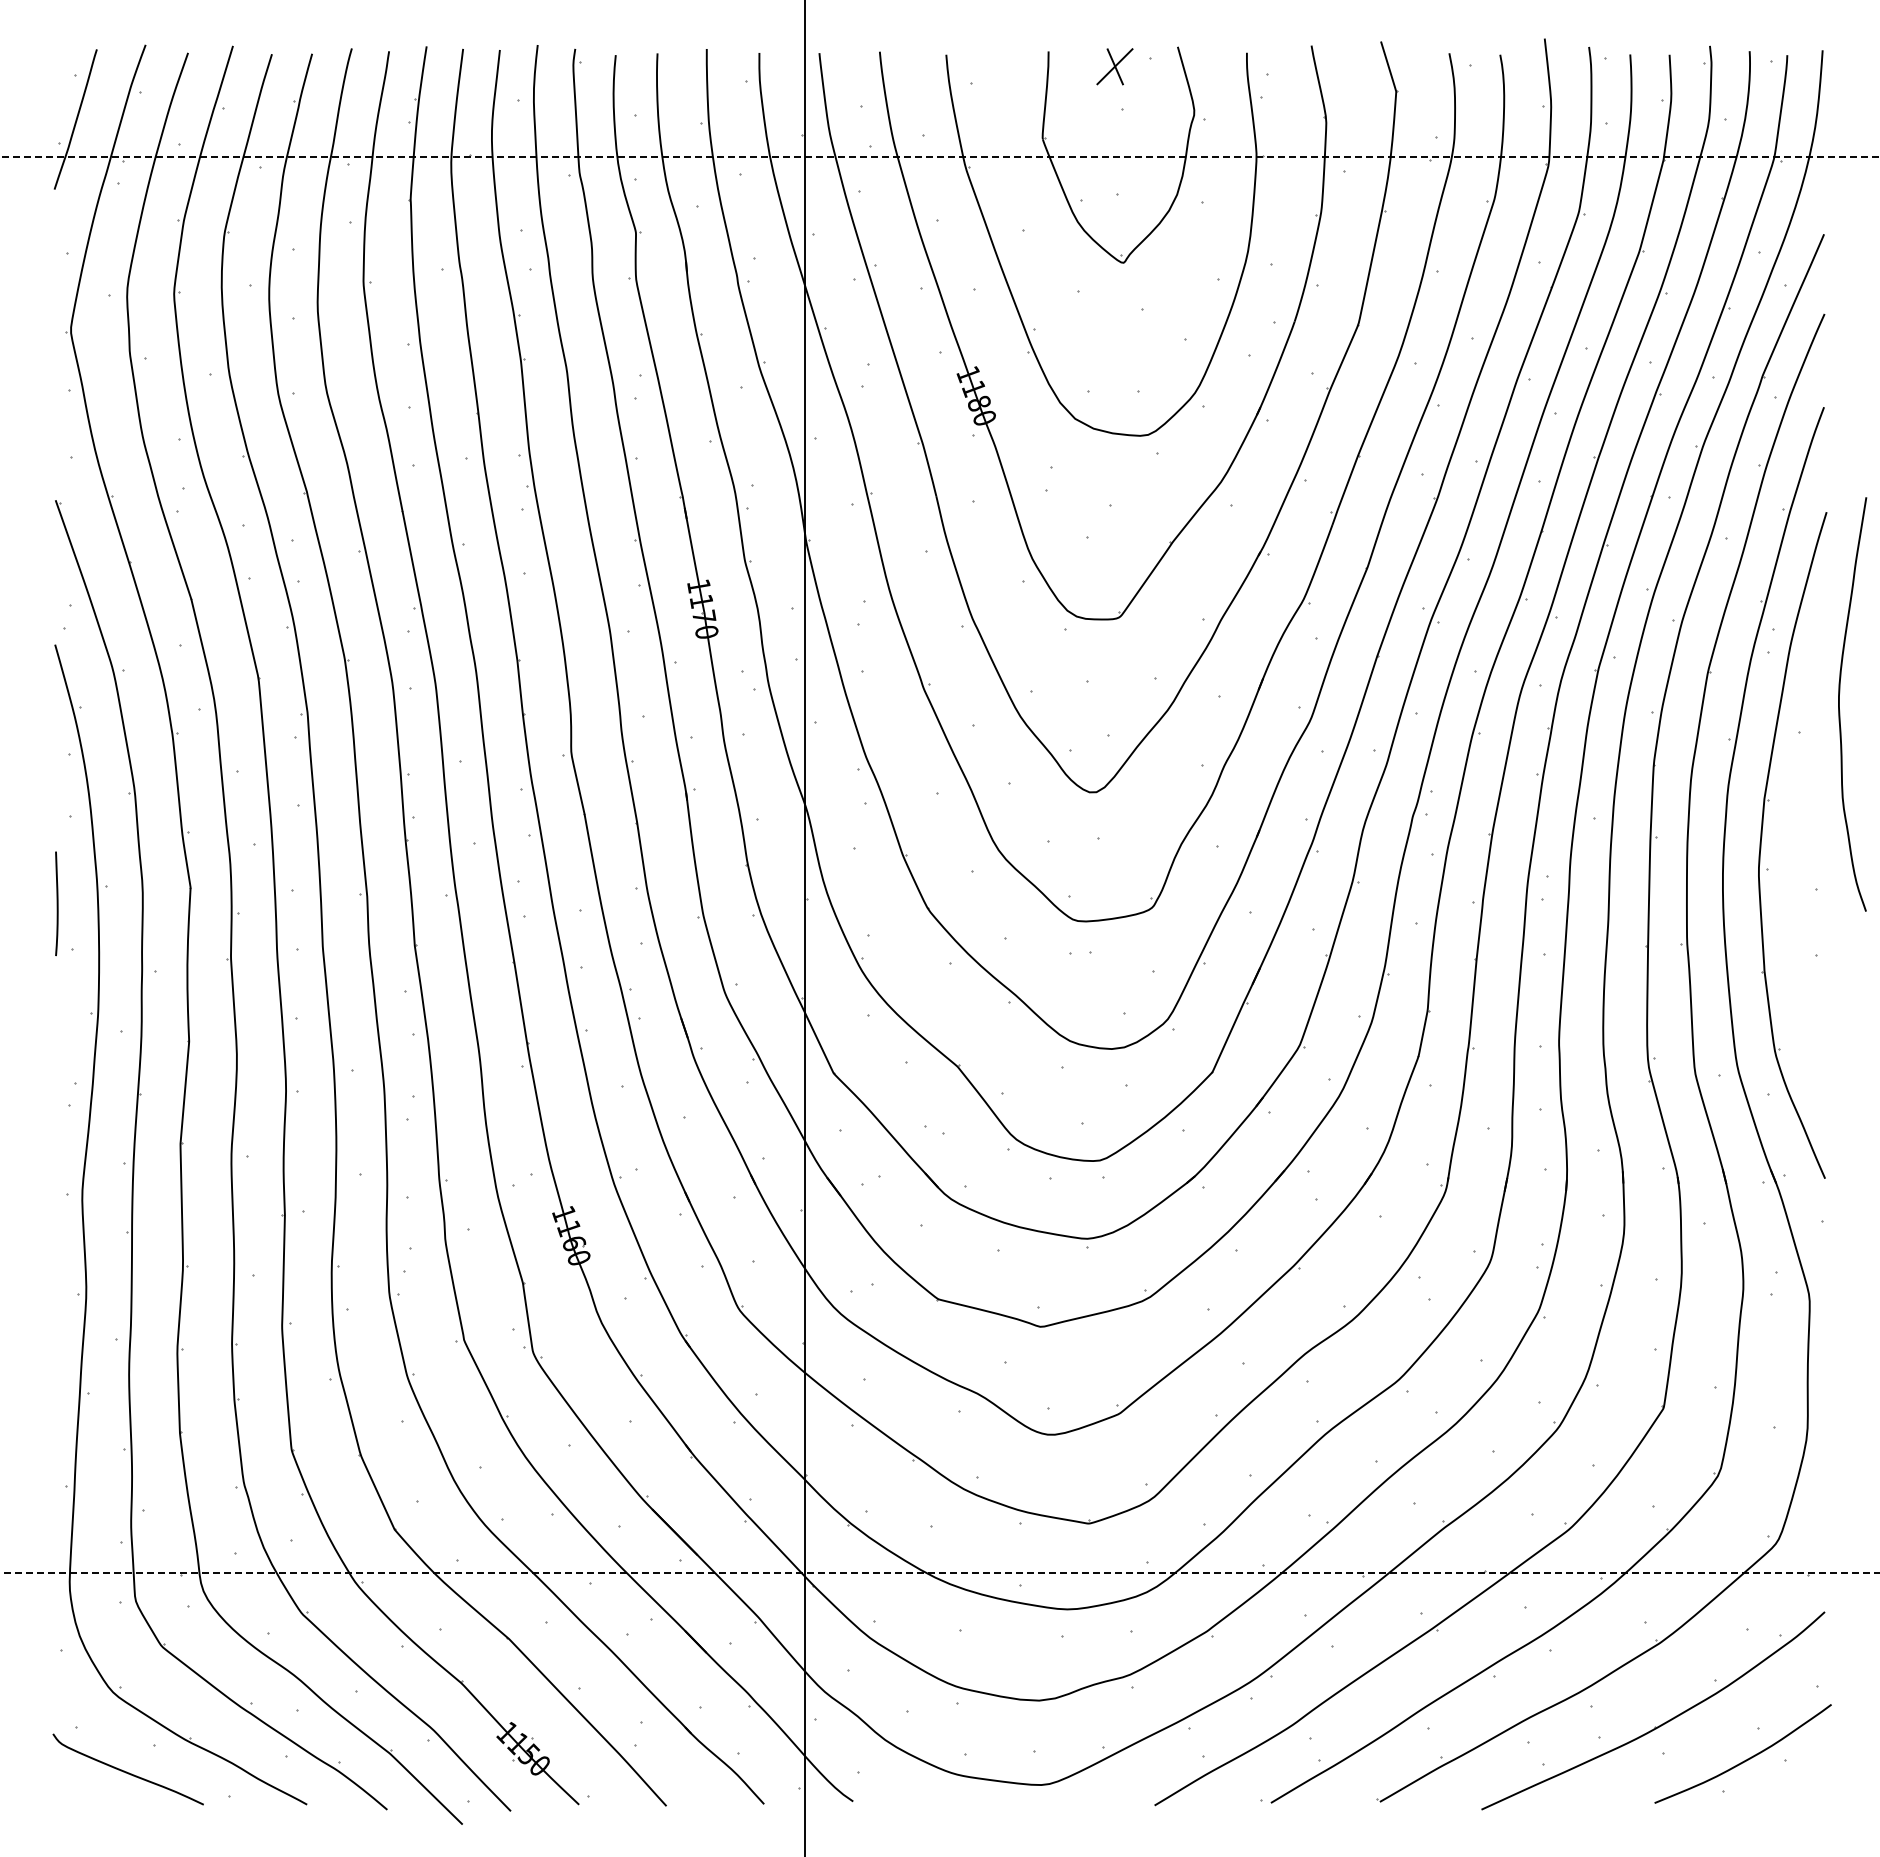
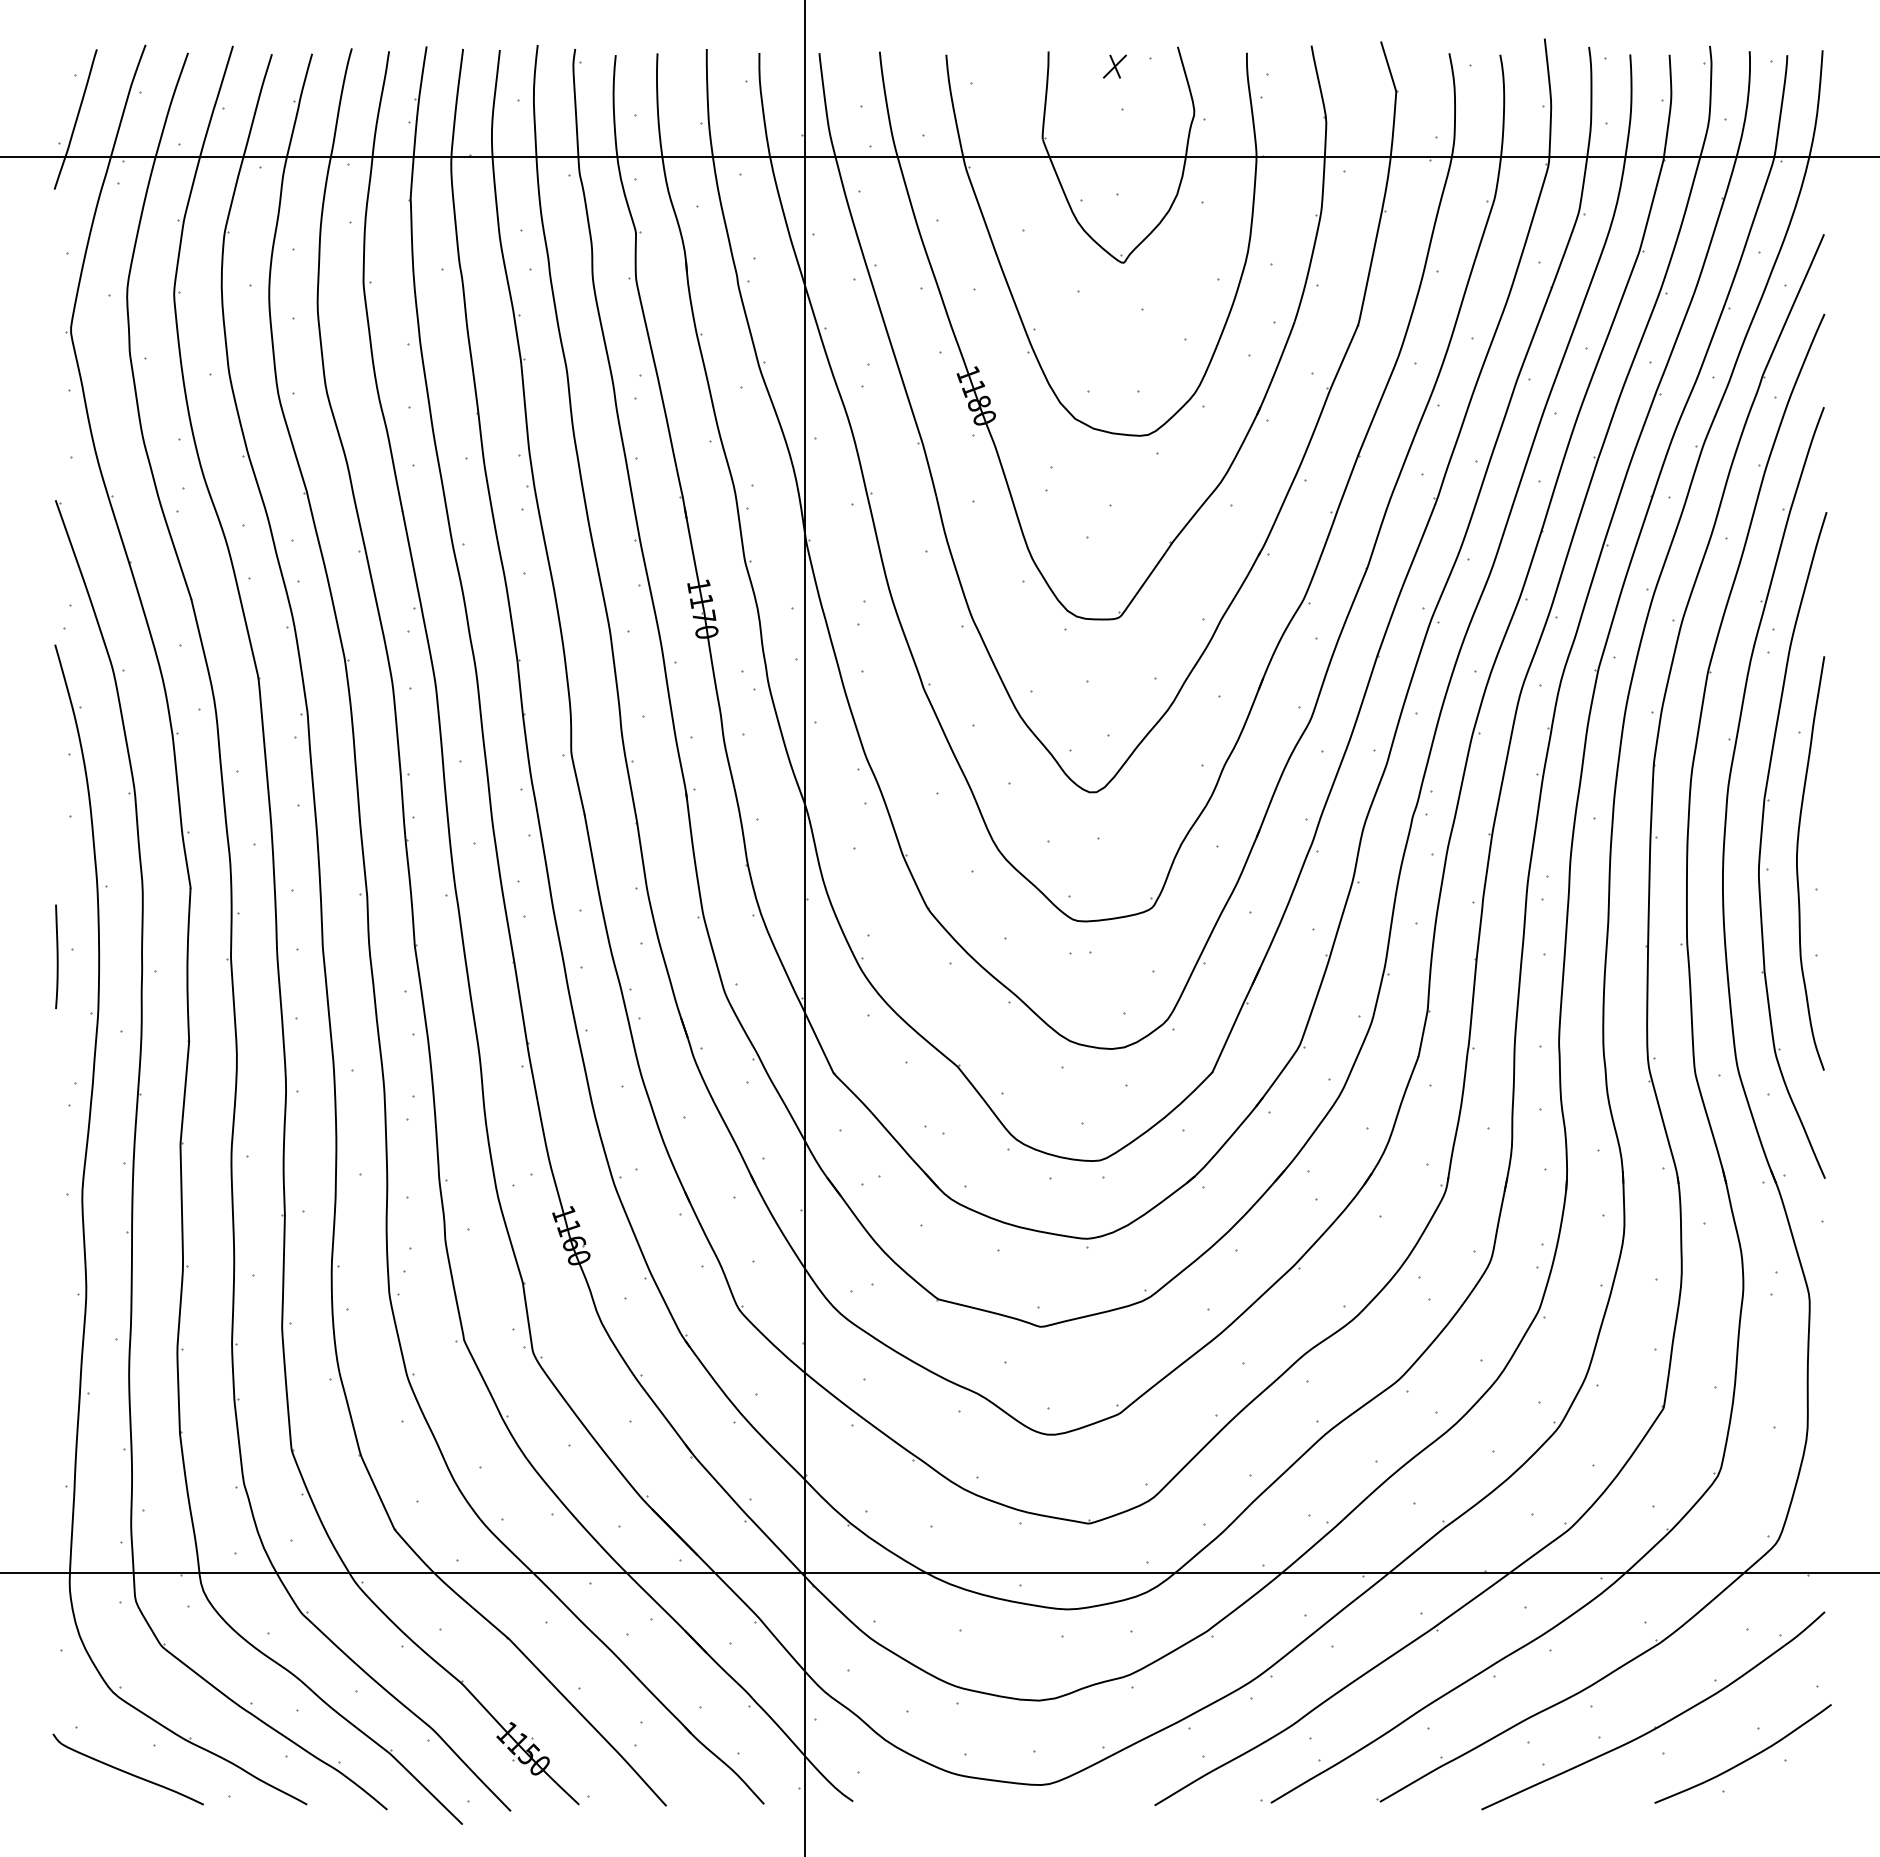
part size: 38x38 px -> 24x25 px (1114, 66)
line: dashed -> solid (940, 157)
curve position: (1839, 704) -> (1797, 863) (1797, 863)
line position: (56, 903) -> (56, 956) (56, 956)
line: dashed -> solid (940, 1572)
